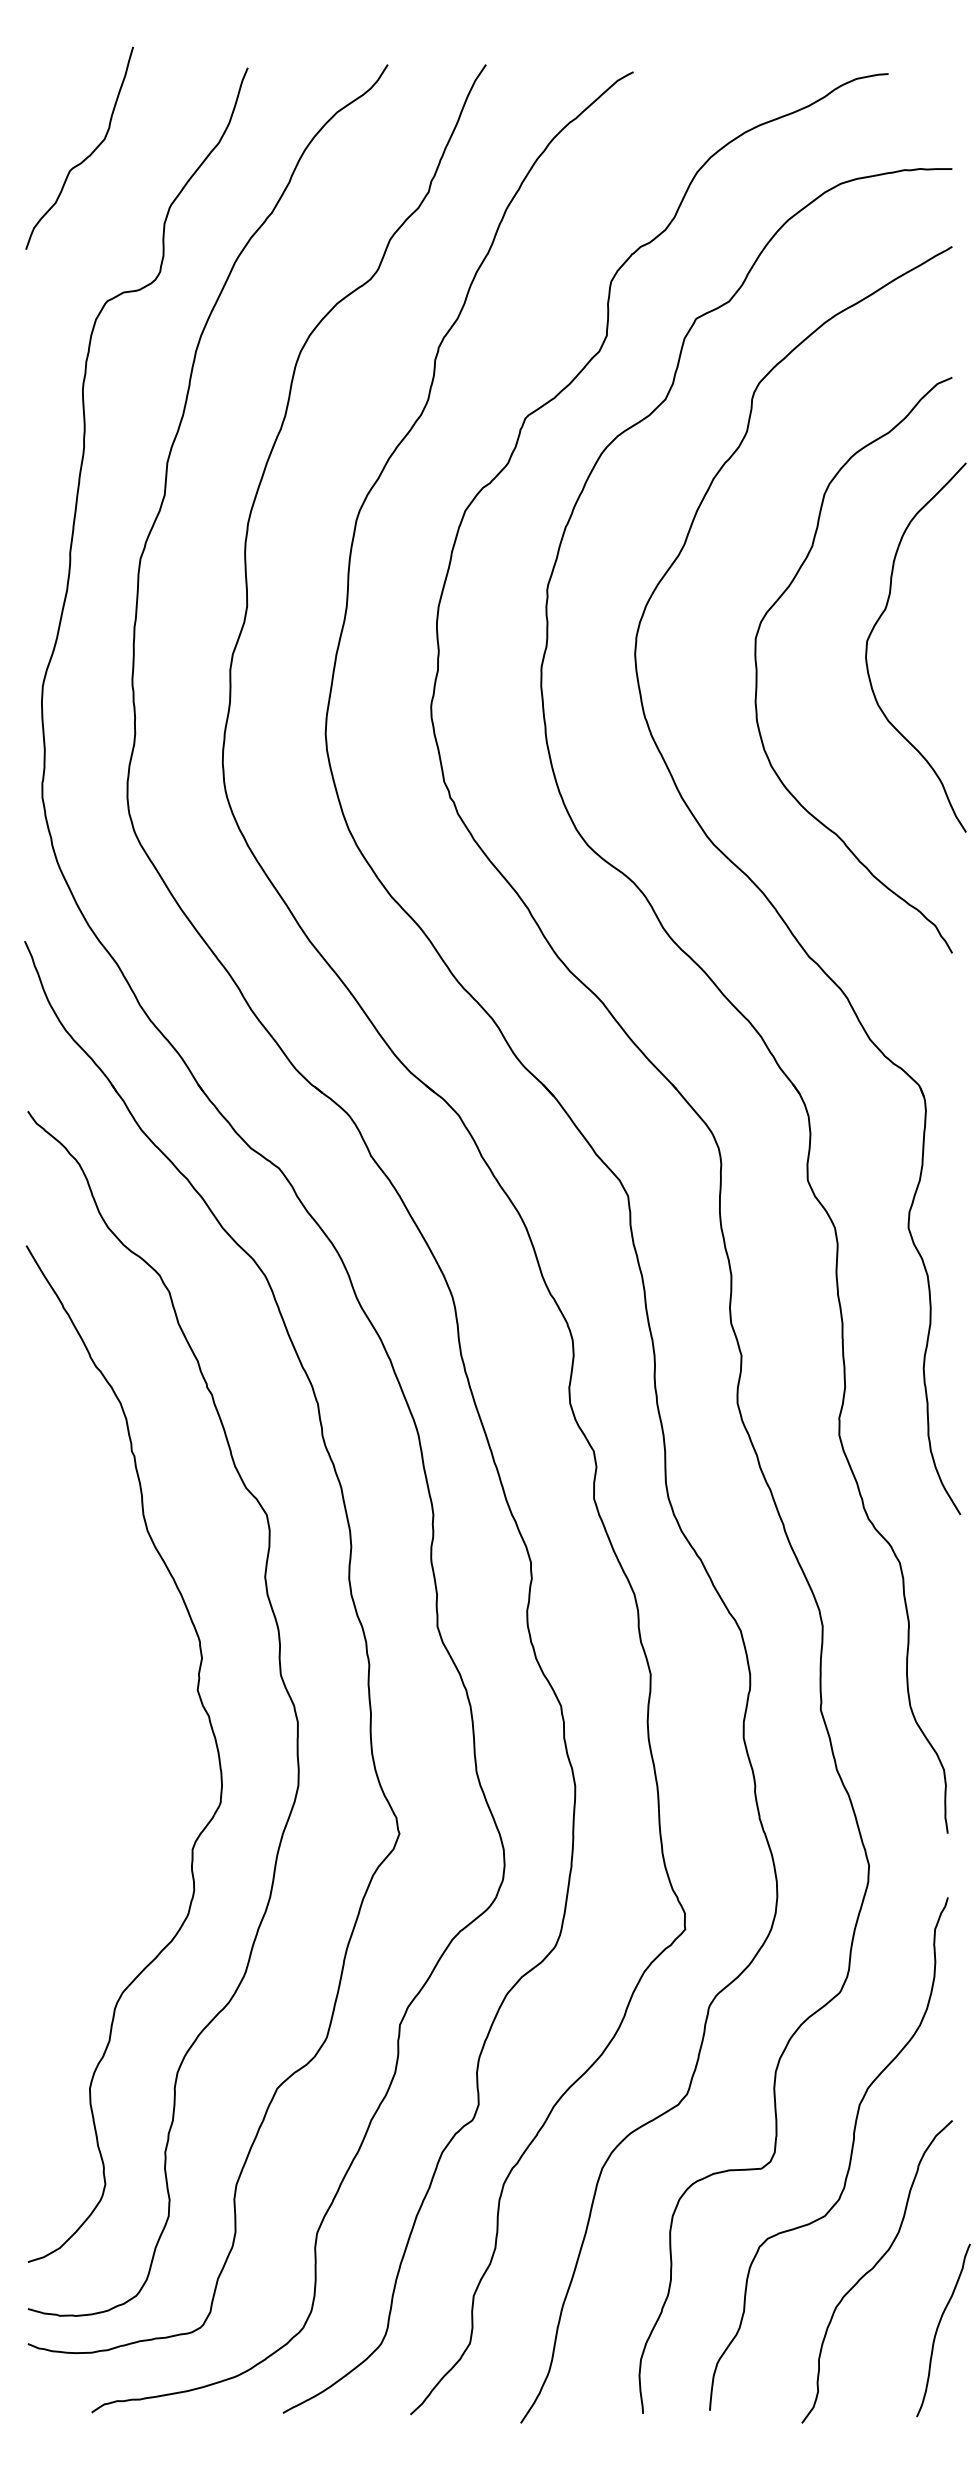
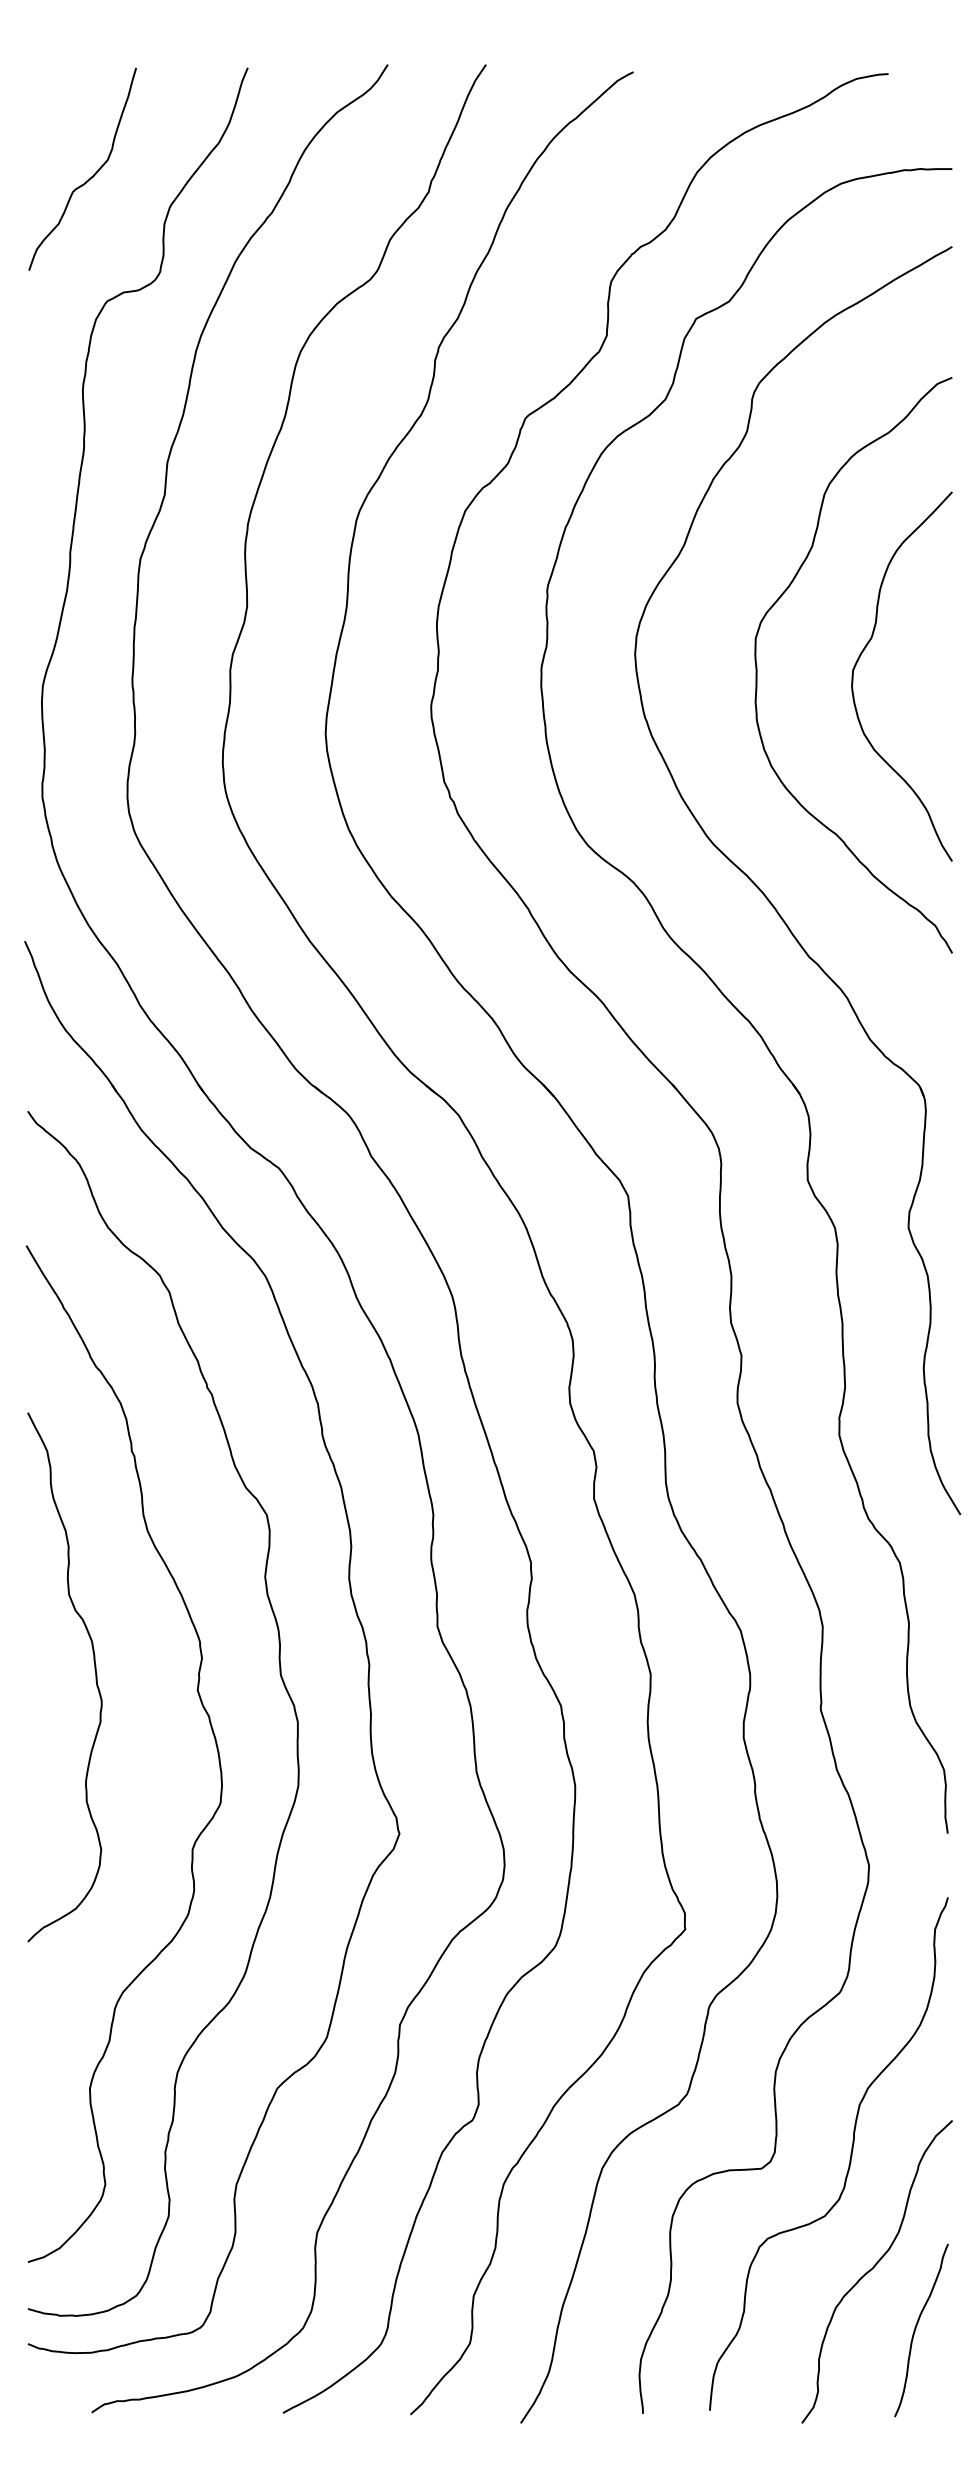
curve position: (88, 155) -> (91, 176) (91, 176)
curve position: (877, 623) -> (863, 652) (863, 652)
curve: none -> present (94, 1670)
curve position: (938, 2328) -> (916, 2328) (916, 2328)
